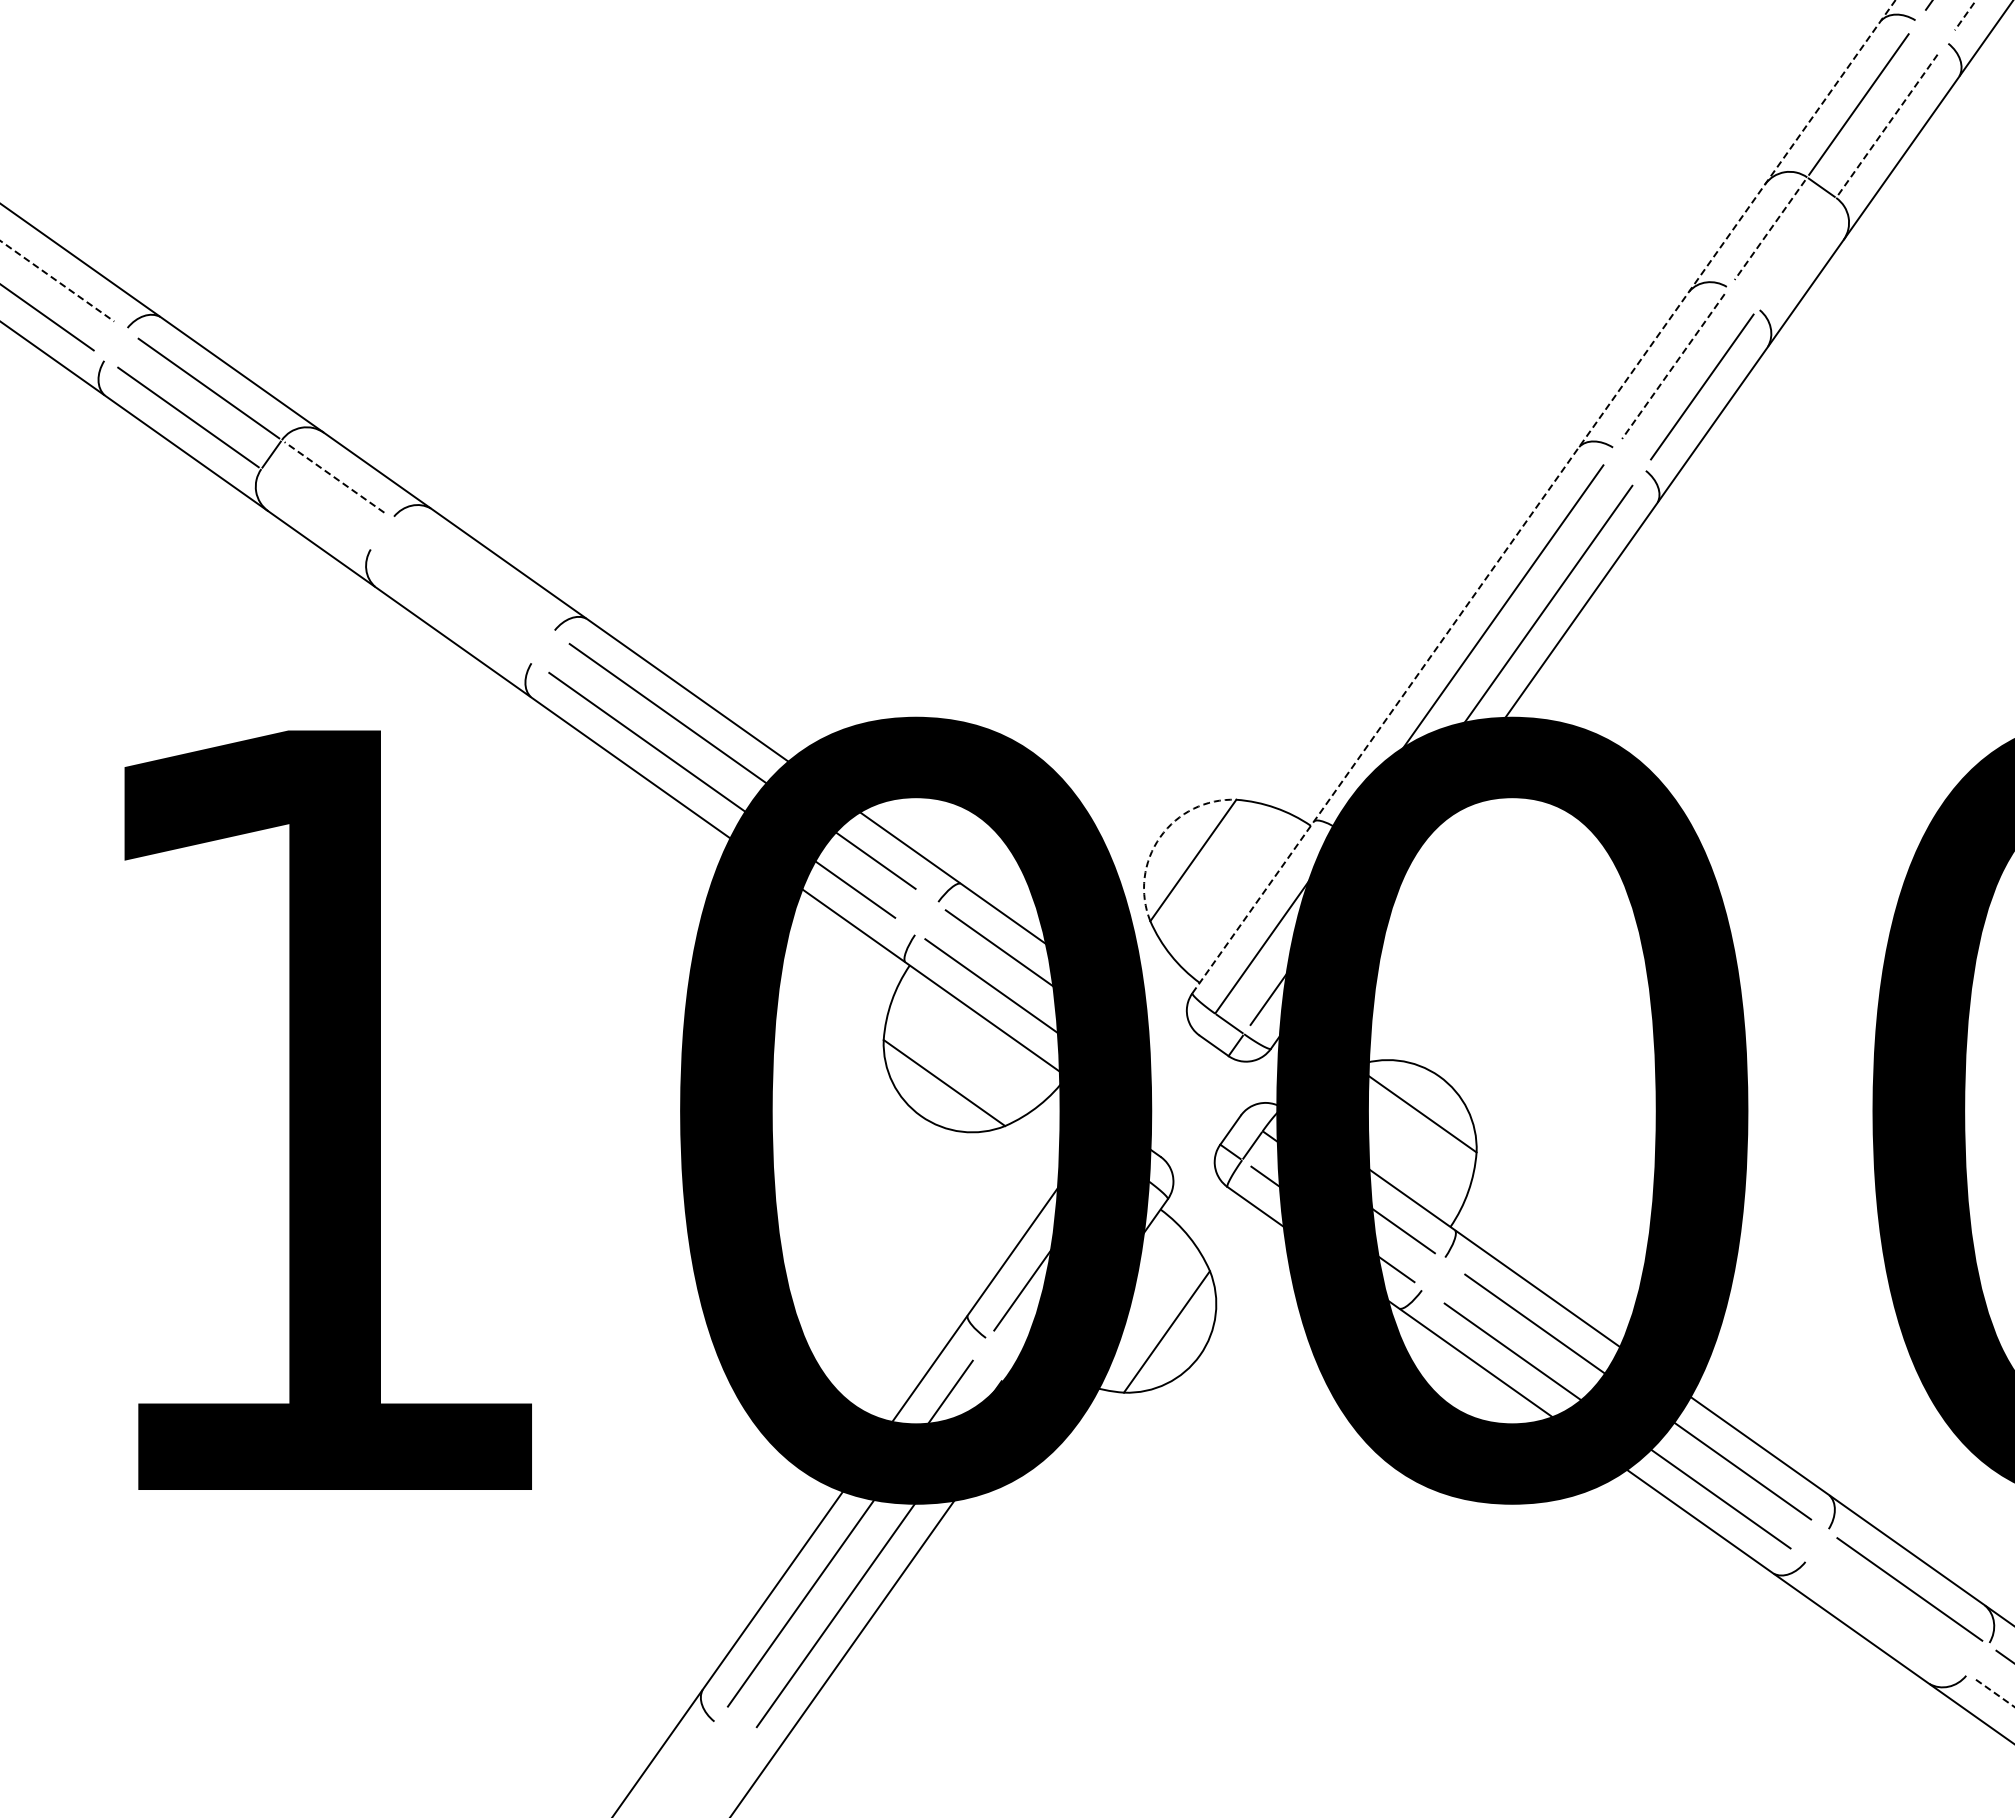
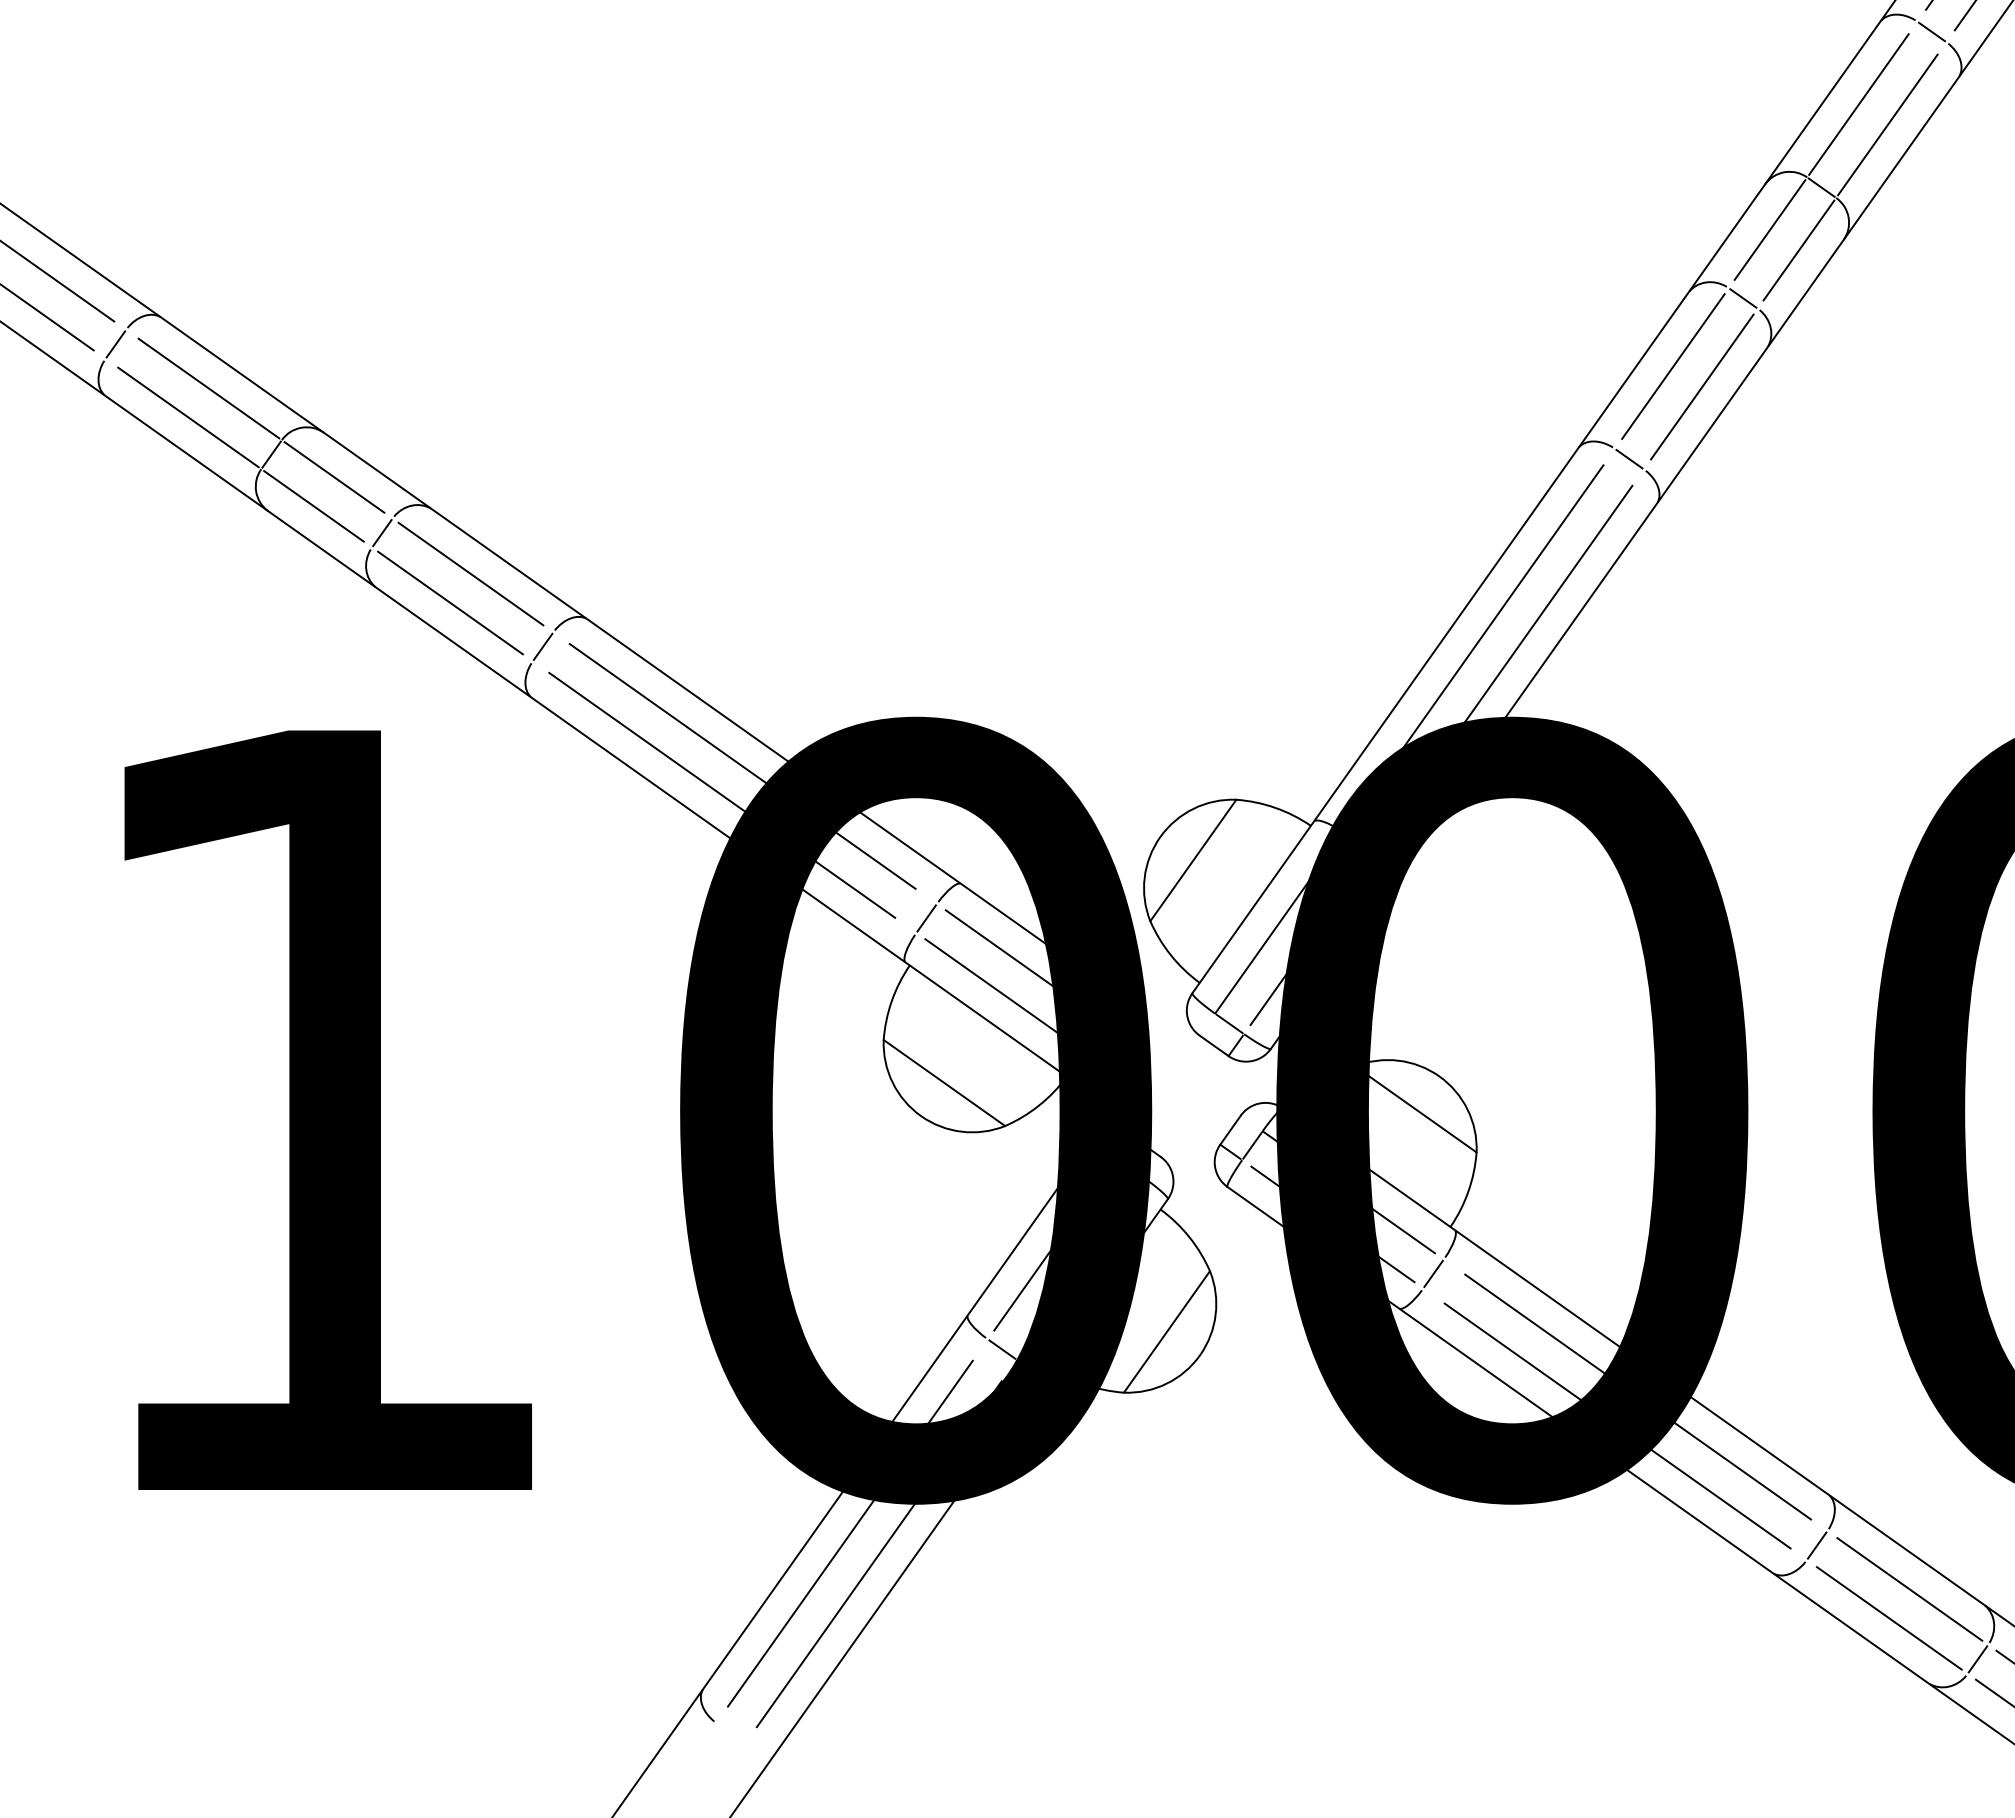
line: dashed -> solid (1965, 15)
line: none -> present (1931, 31)
line: dashed -> solid (1887, 125)
line: dashed -> solid (1769, 230)
line: none -> present (1798, 250)
line: dashed -> solid (57, 281)
line: none -> present (1743, 298)
line: none -> present (115, 344)
line: dashed -> solid (1673, 366)
line: none -> present (1629, 458)
line: dashed -> solid (334, 477)
line: dashed -> solid (1544, 496)
line: none -> present (313, 506)
line: none -> present (382, 533)
line: none -> present (470, 573)
line: none -> present (450, 602)
line: none -> present (542, 646)
arc: dashed -> solid (1160, 837)
line: none -> present (926, 918)
line: none -> present (1433, 1273)
line: none -> present (1002, 1349)
line: none -> present (1816, 1545)
line: none -> present (1888, 1618)
line: none -> present (1977, 1659)
line: dashed -> solid (1995, 1693)
